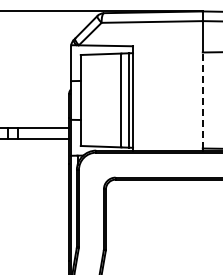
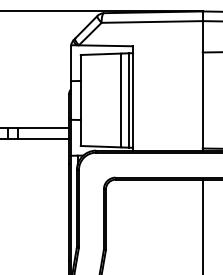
line: dashed -> solid (202, 100)
line: none -> present (202, 225)
